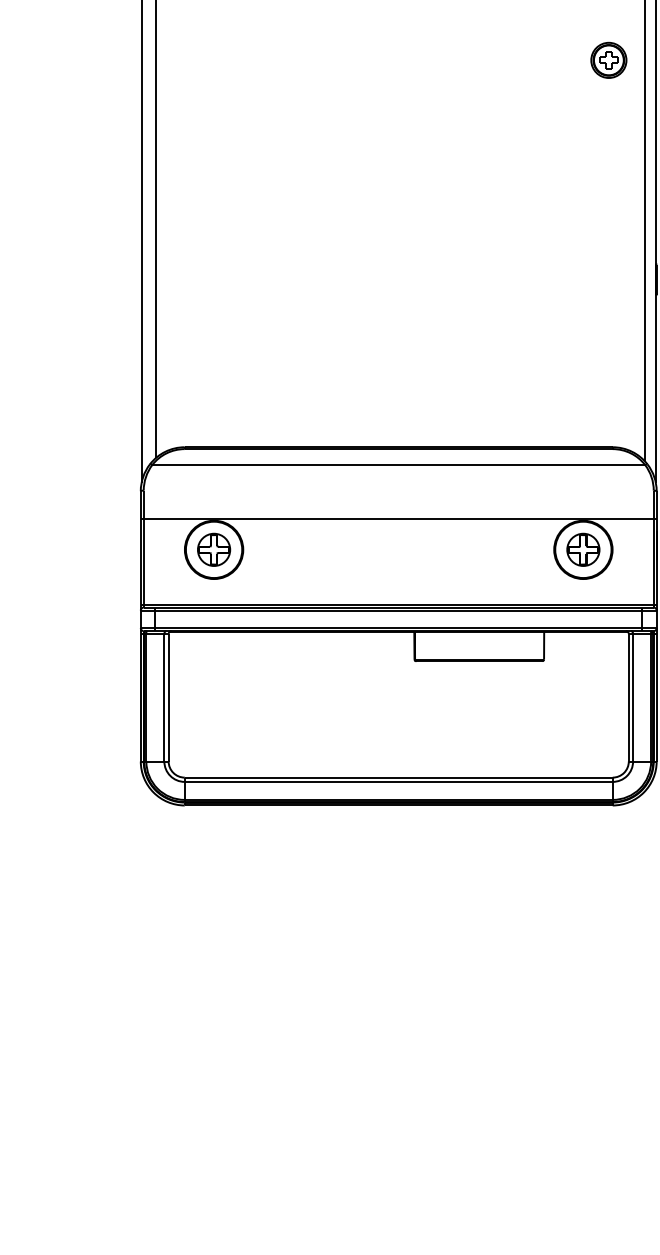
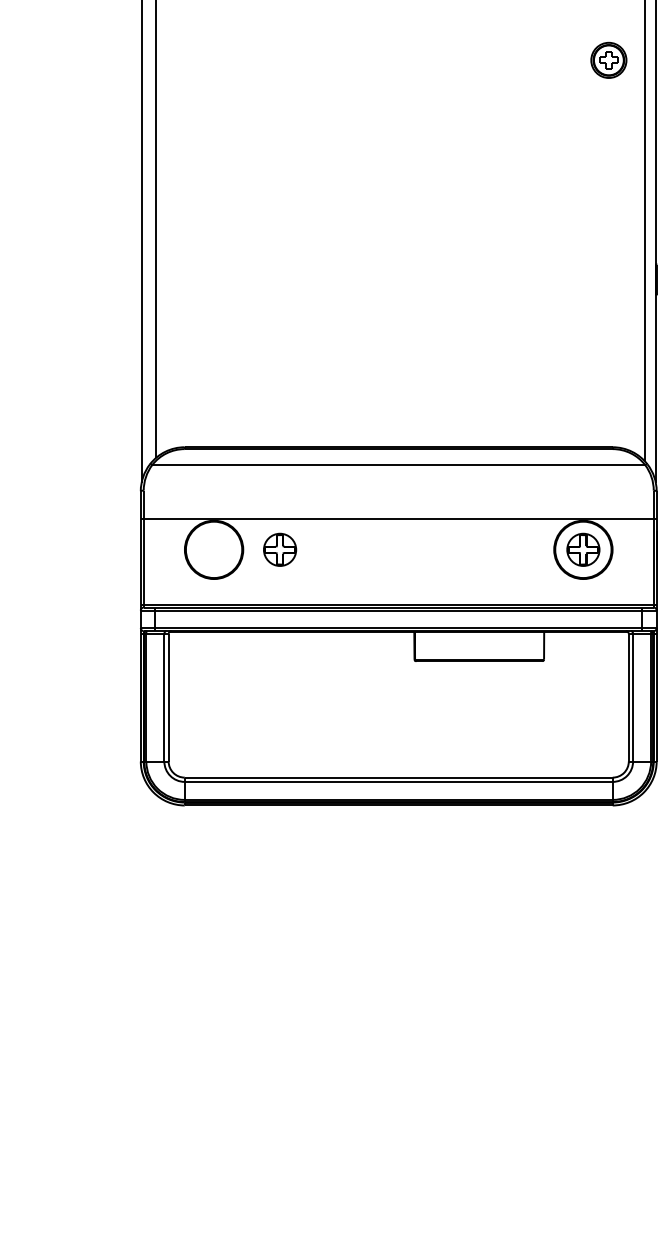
part position: (214, 549) -> (280, 549) (280, 549)
